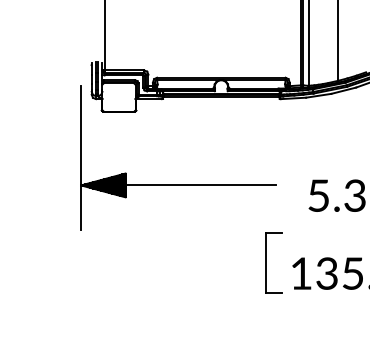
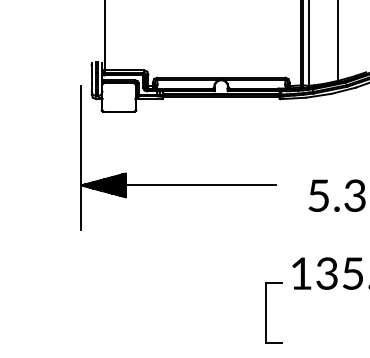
part position: (266, 262) -> (266, 312) (266, 312)
